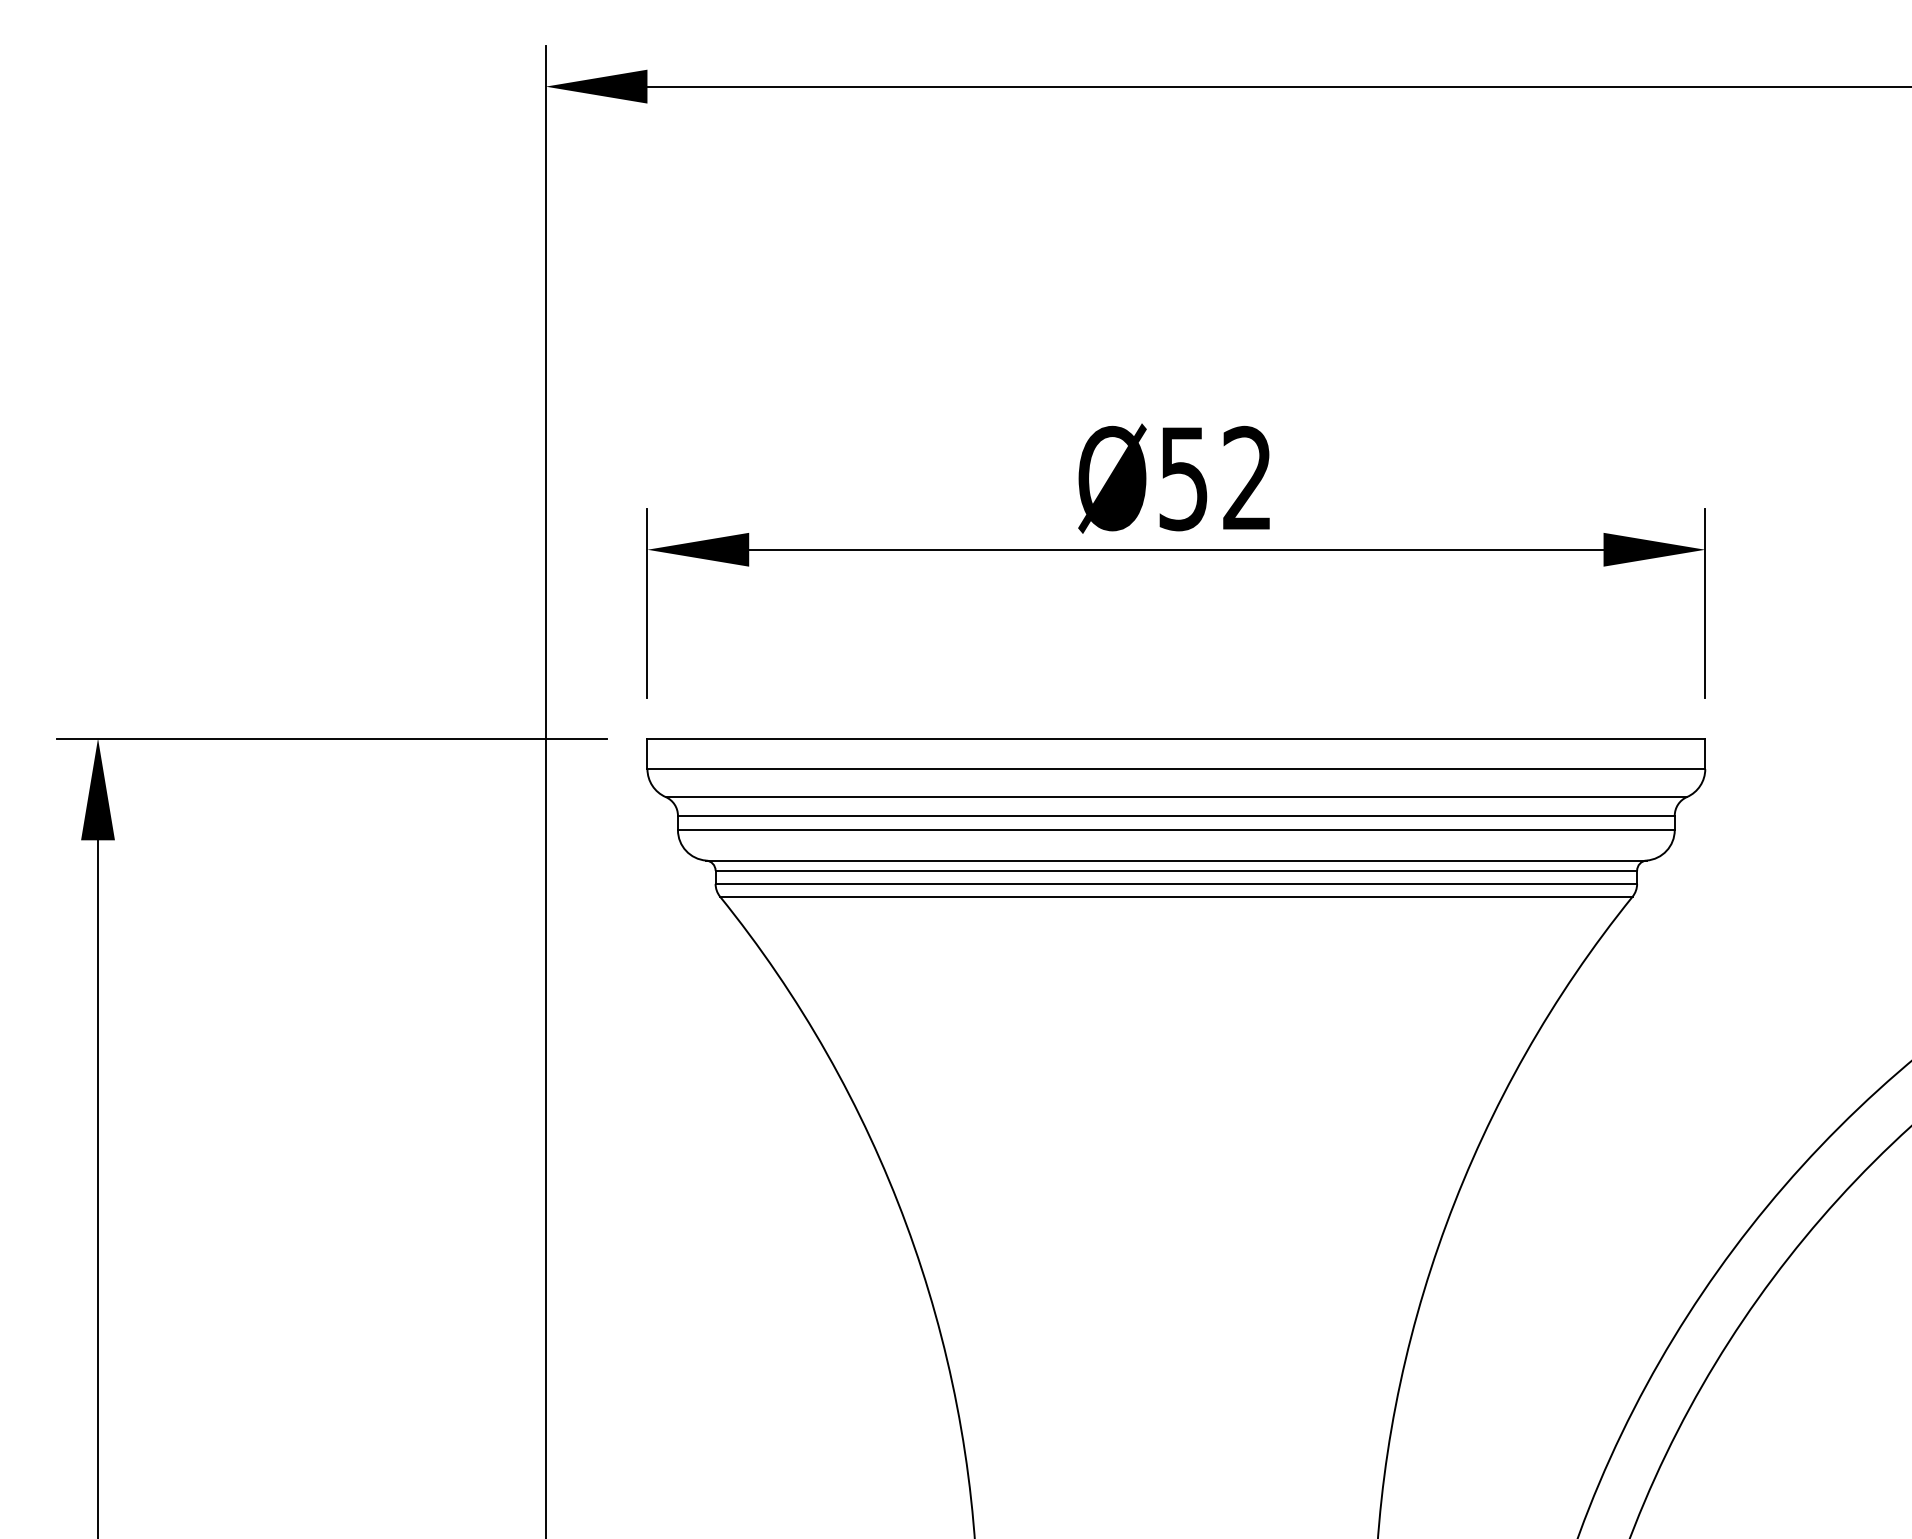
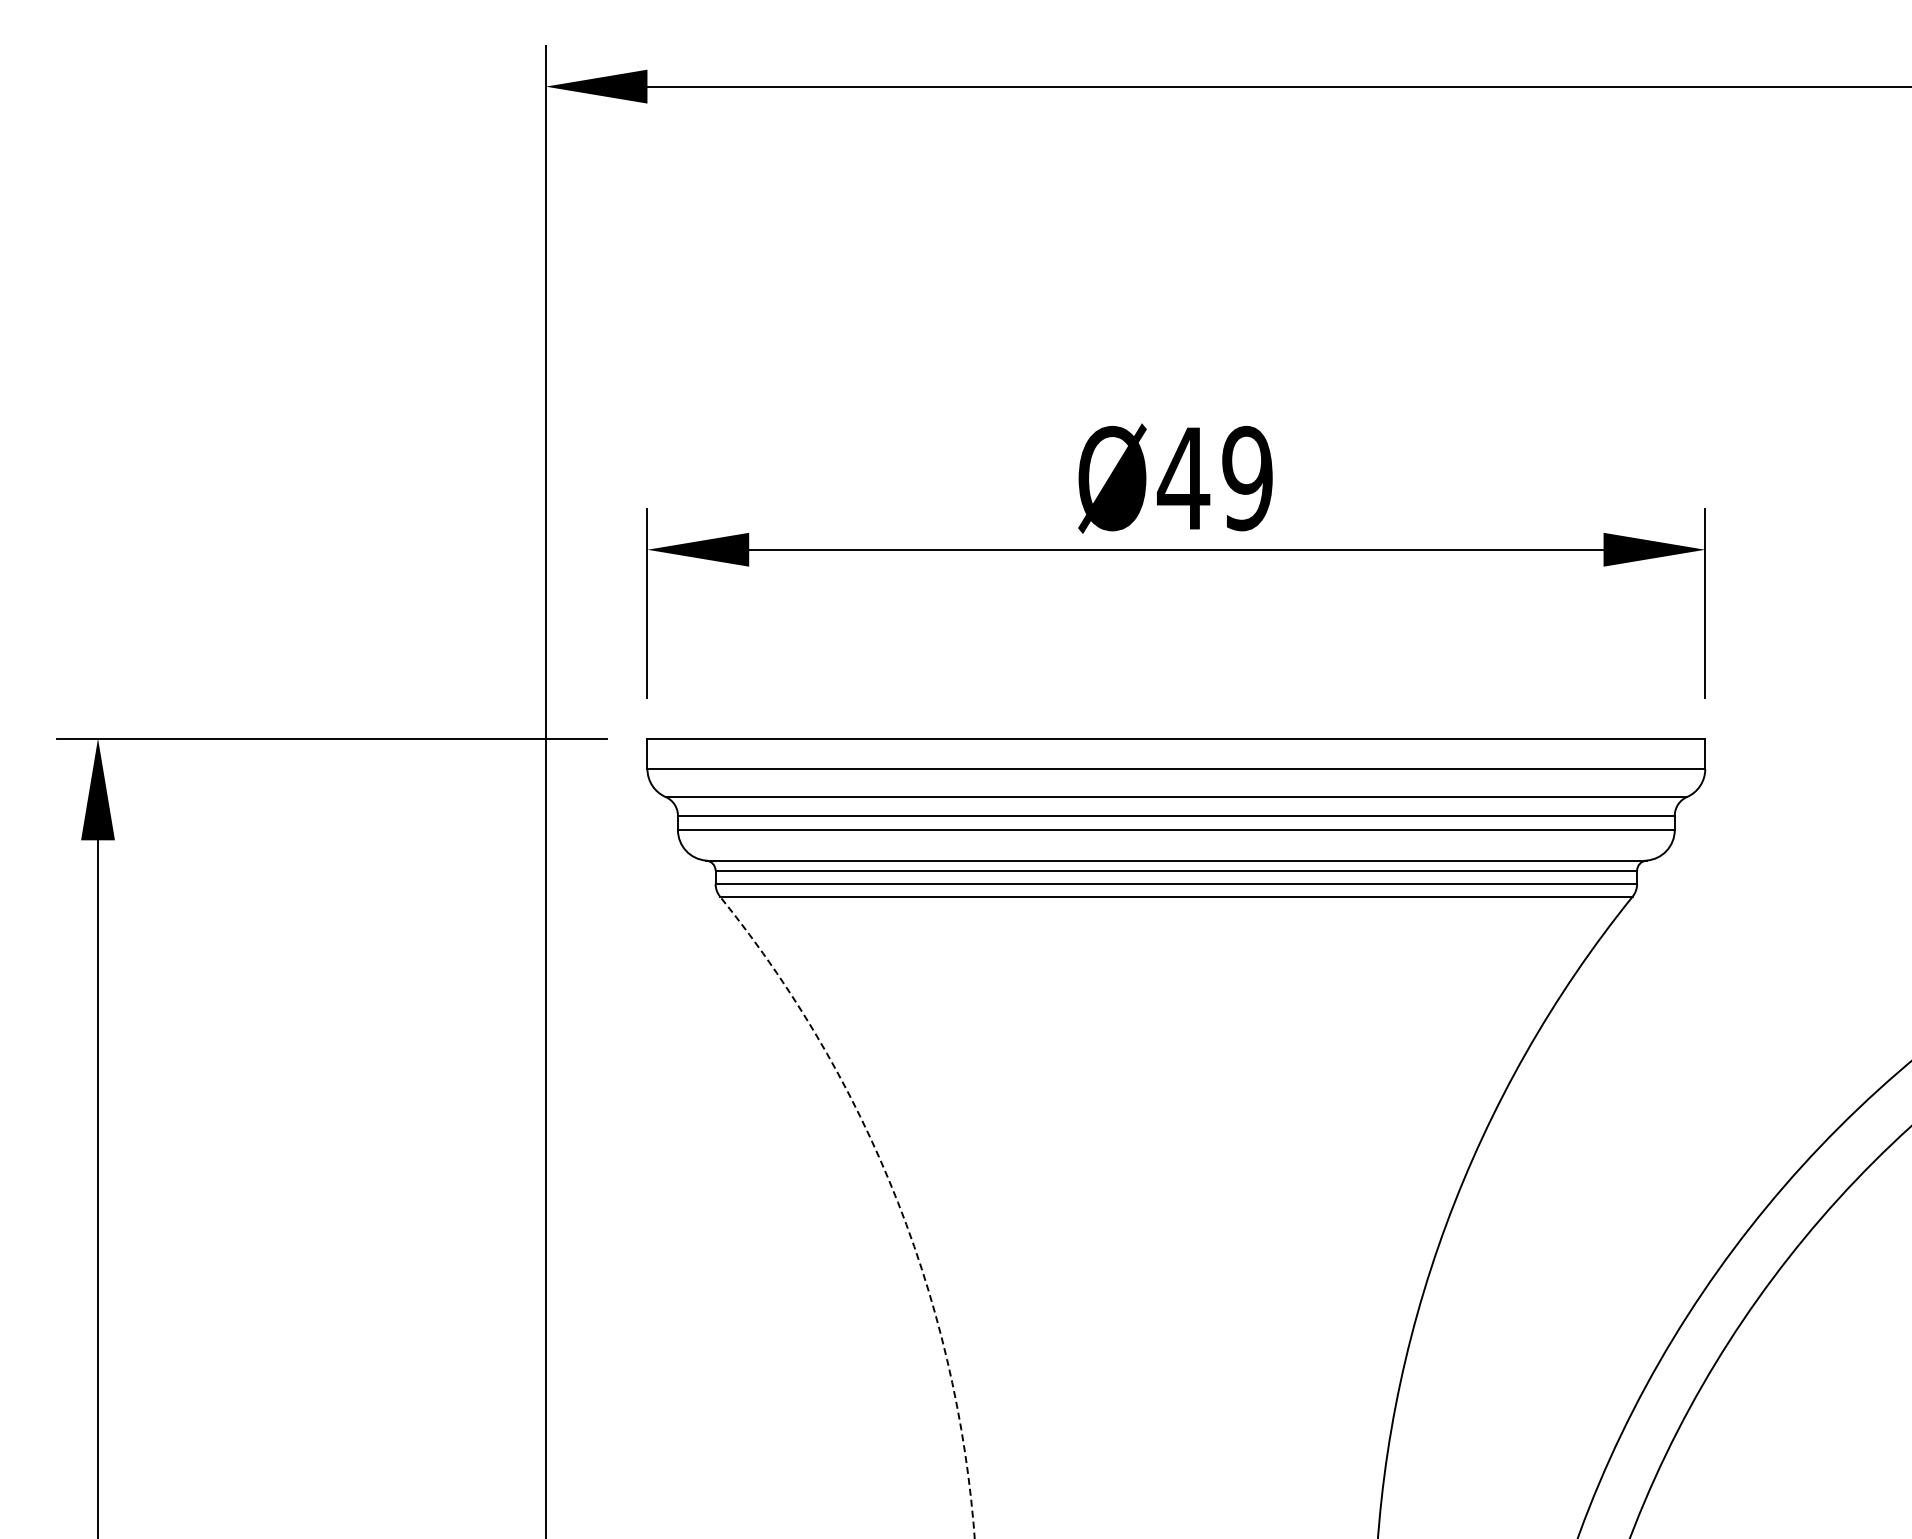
text: Ø52 -> Ø49 (1214, 478)
arc: solid -> dashed (896, 1198)
